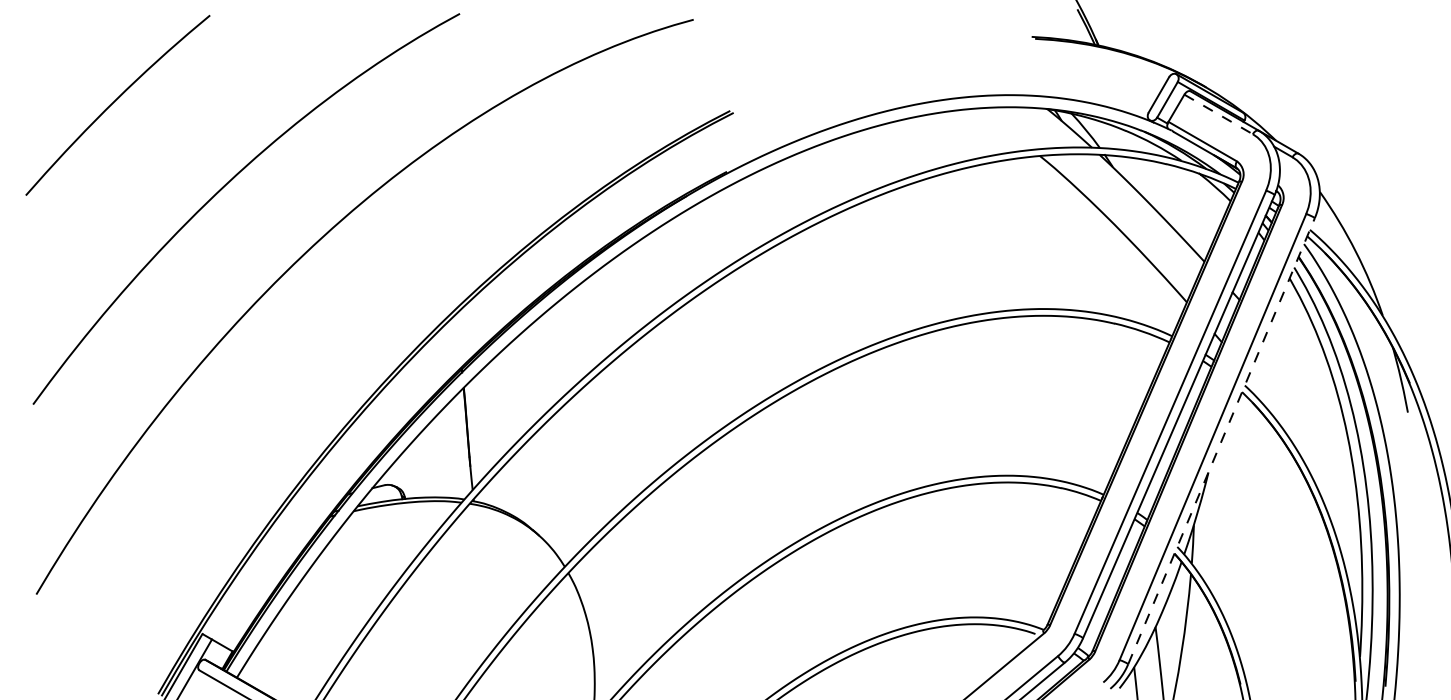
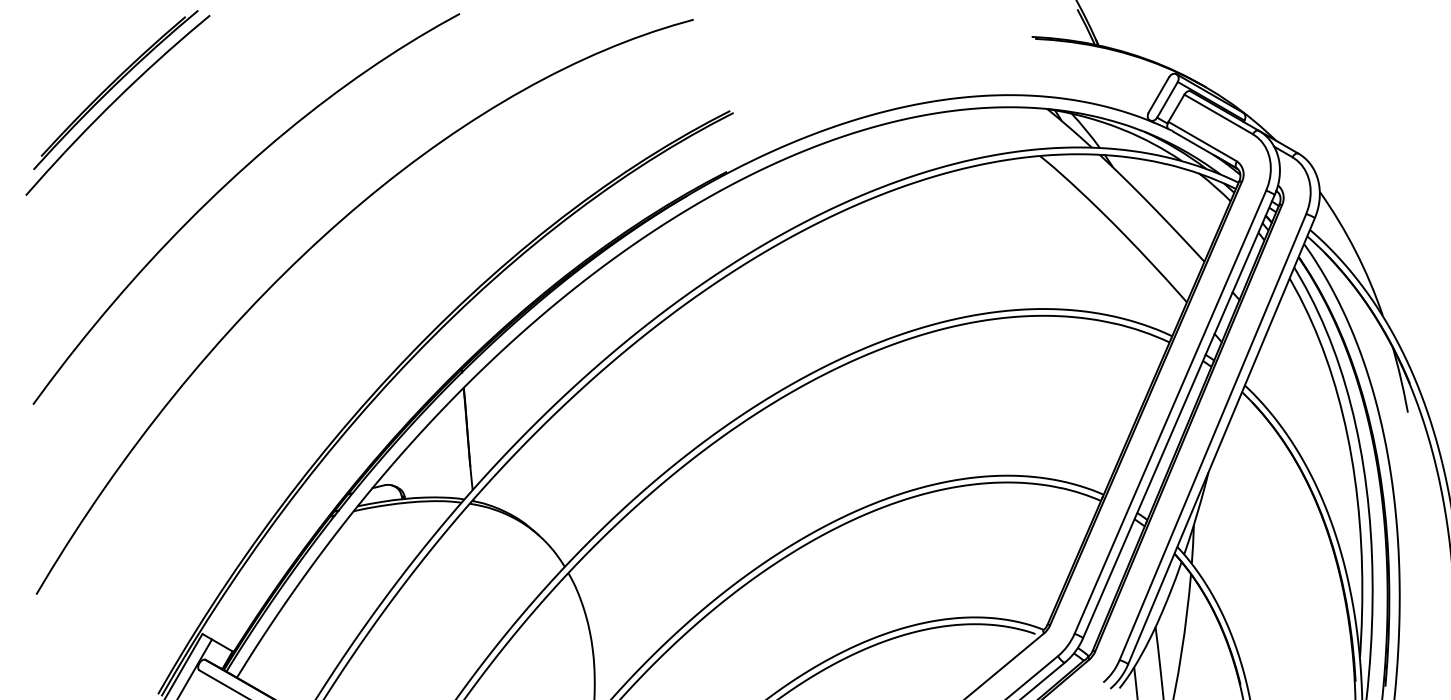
part: none -> present (115, 90)
line: dashed -> solid (1219, 114)
line: dashed -> solid (1221, 441)
